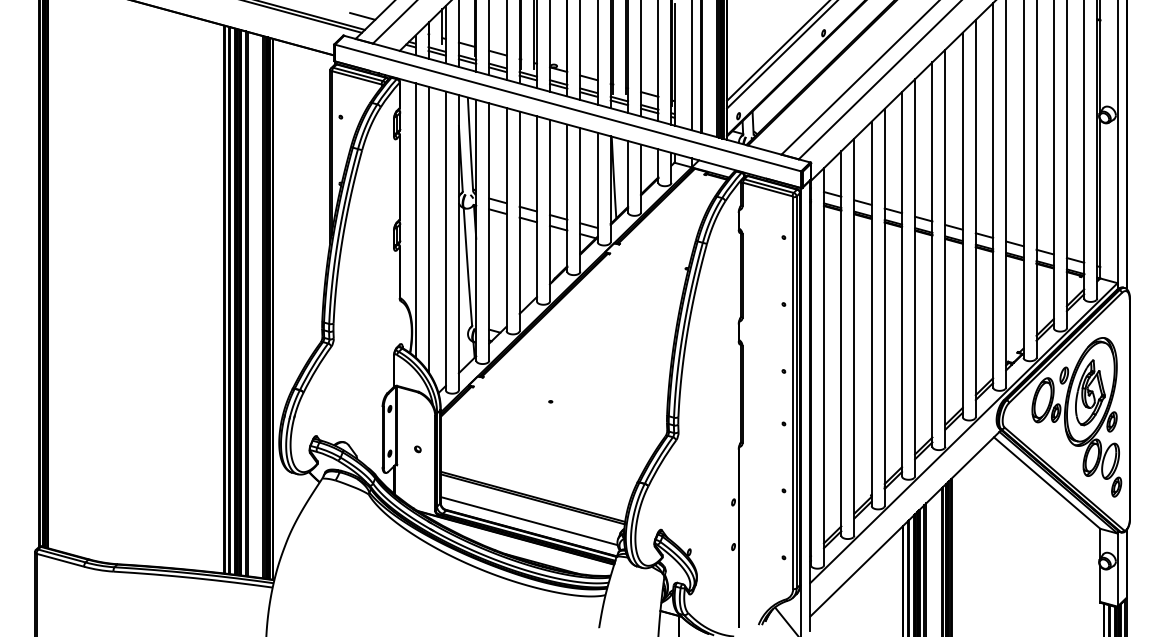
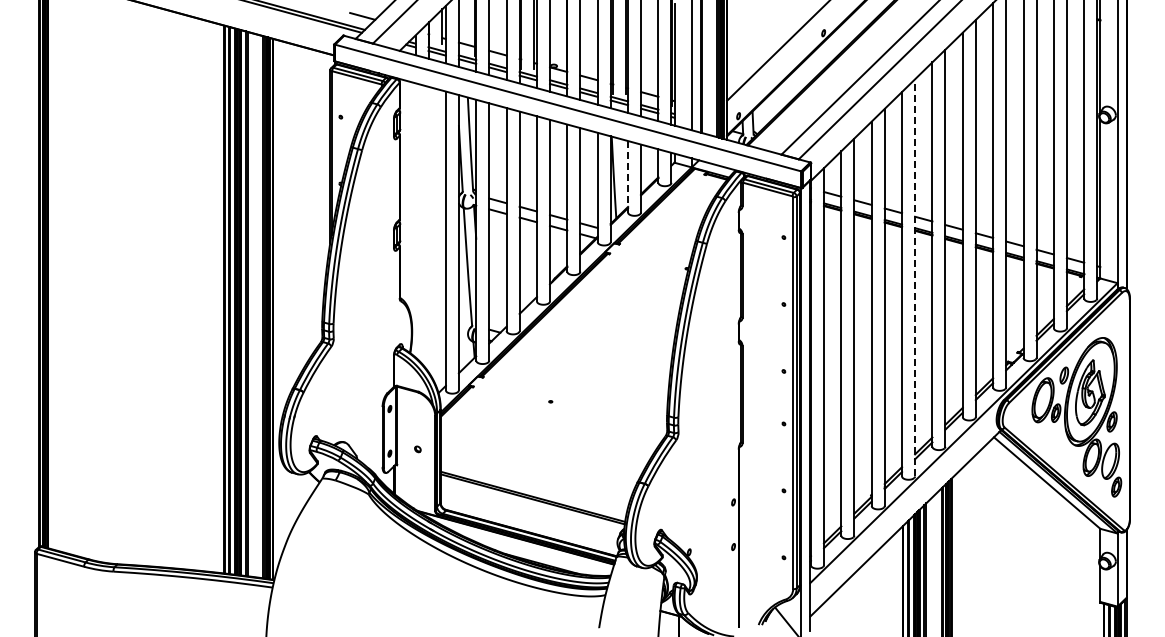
line: present -> none (781, 55)
line: solid -> dashed (628, 176)
line: present -> none (415, 220)
line: present -> none (428, 229)
line: solid -> dashed (915, 277)
line: present -> none (528, 521)
